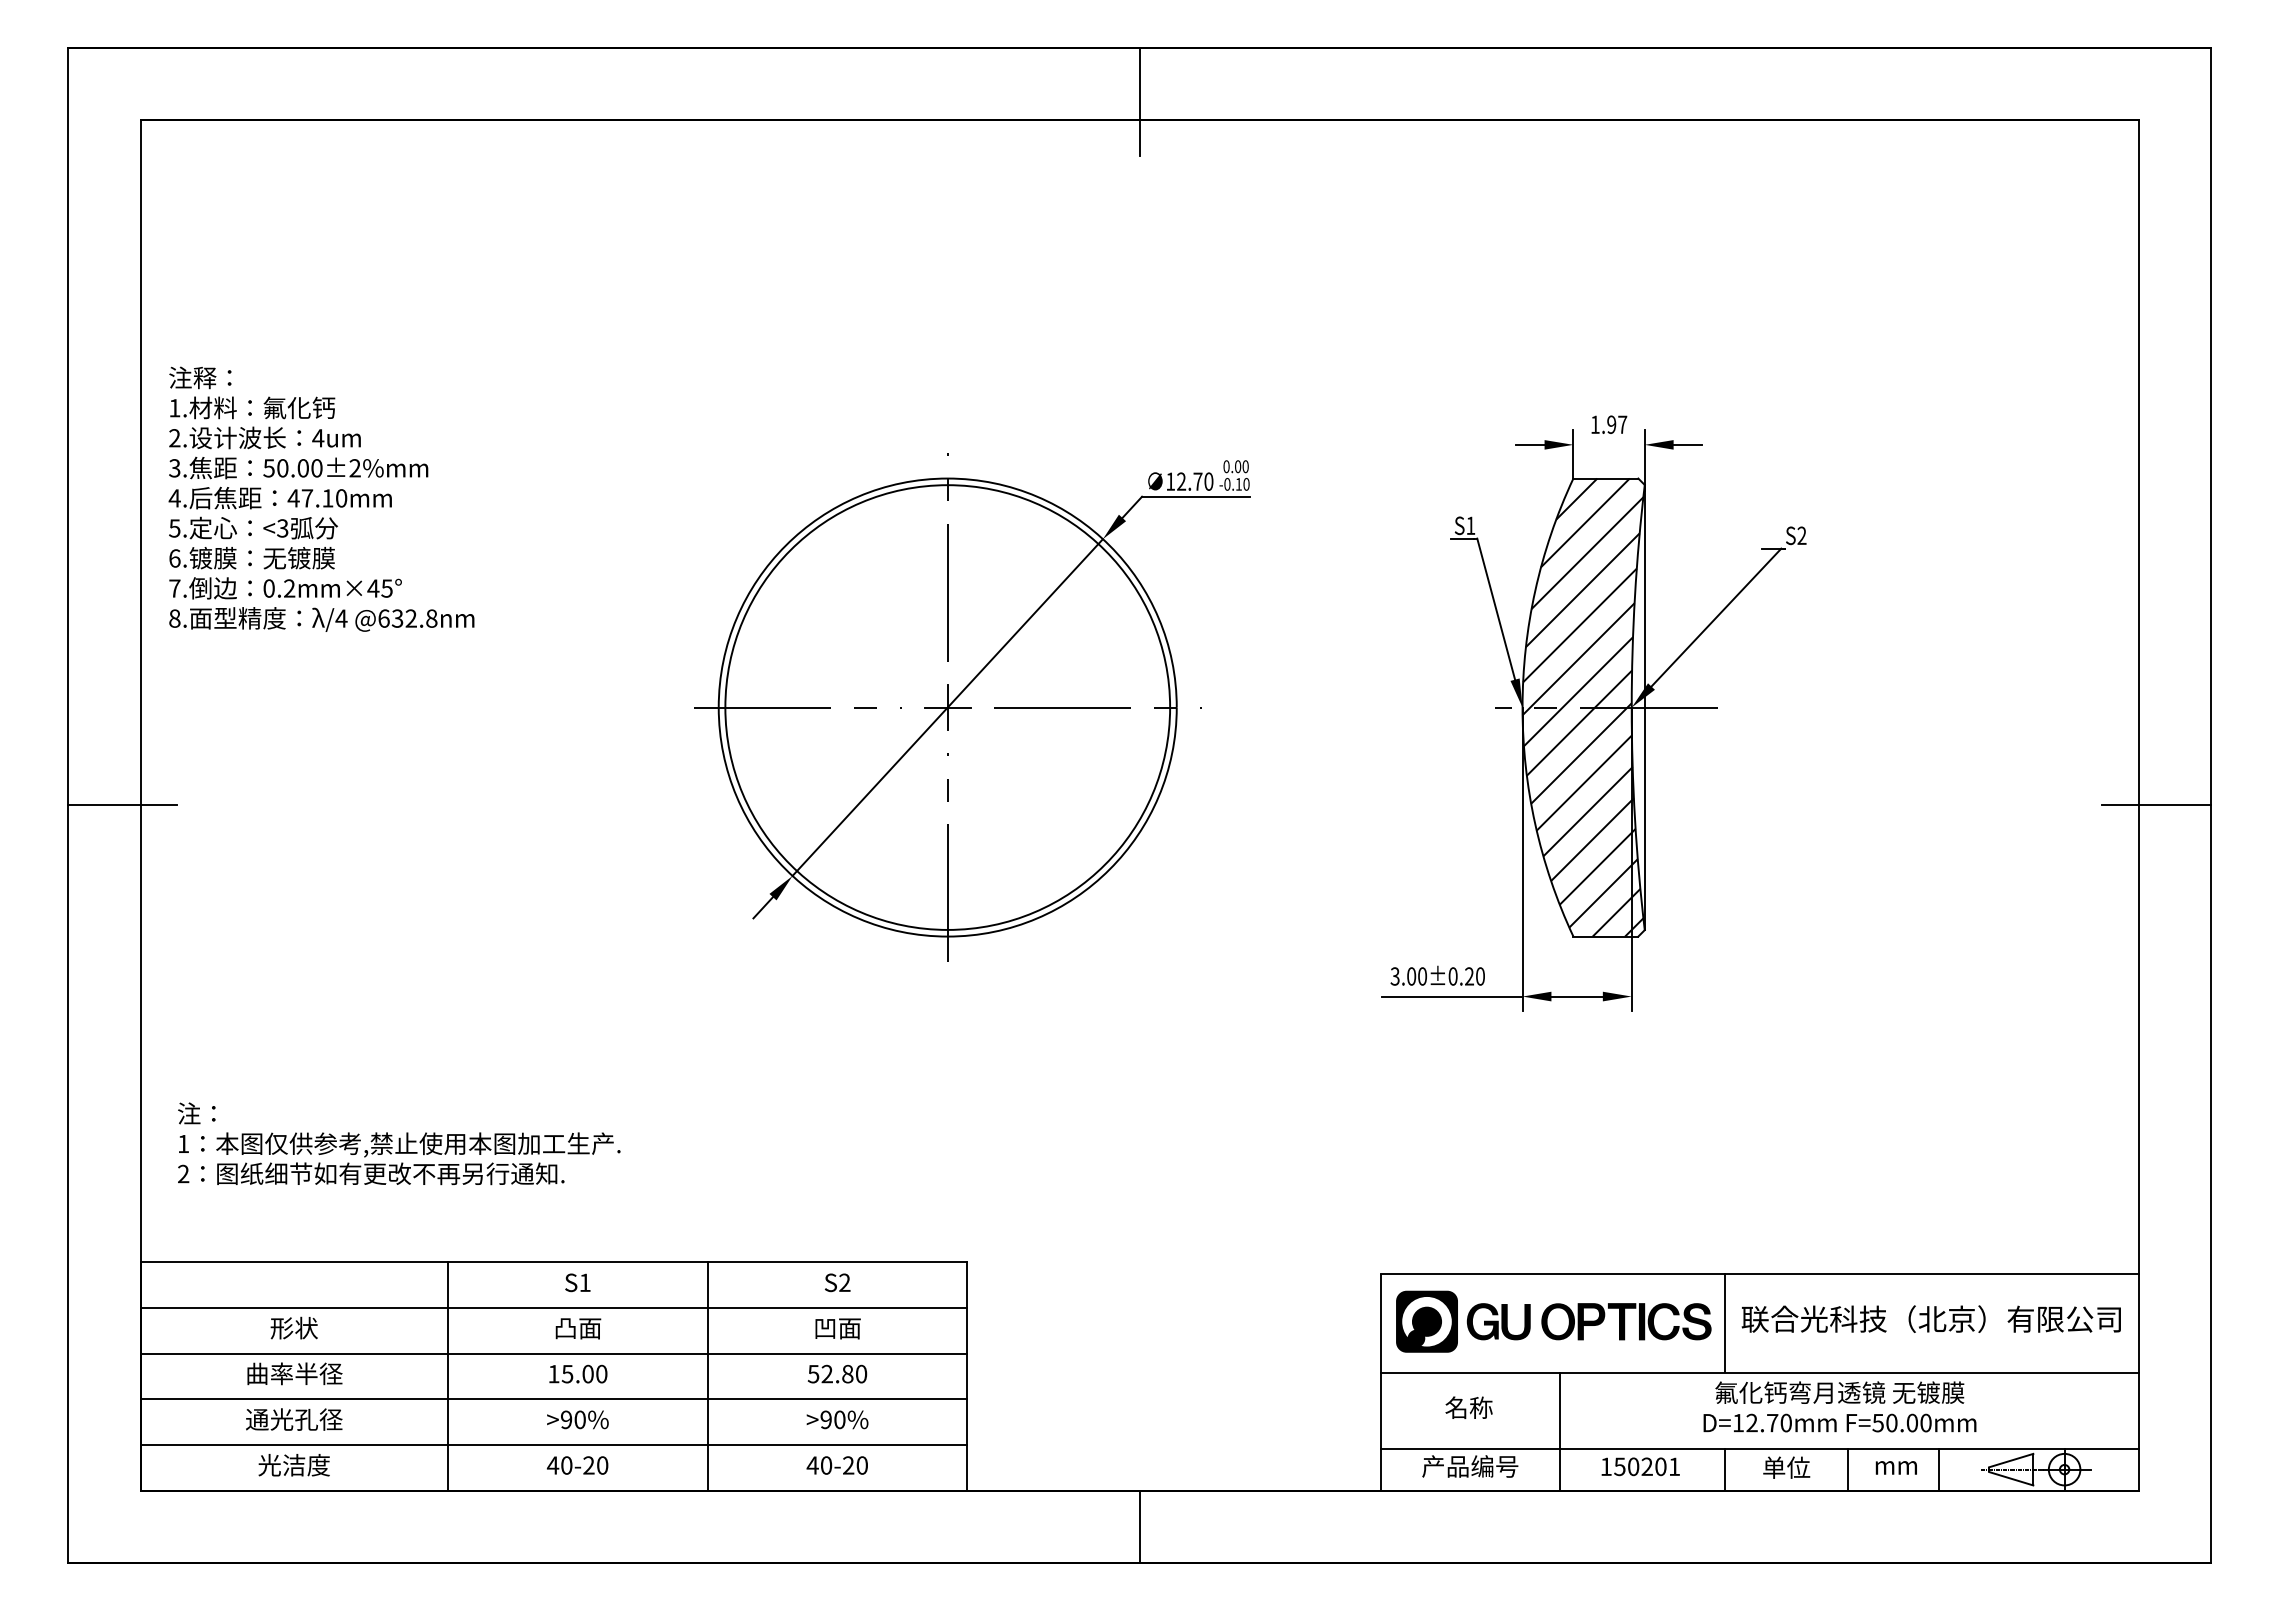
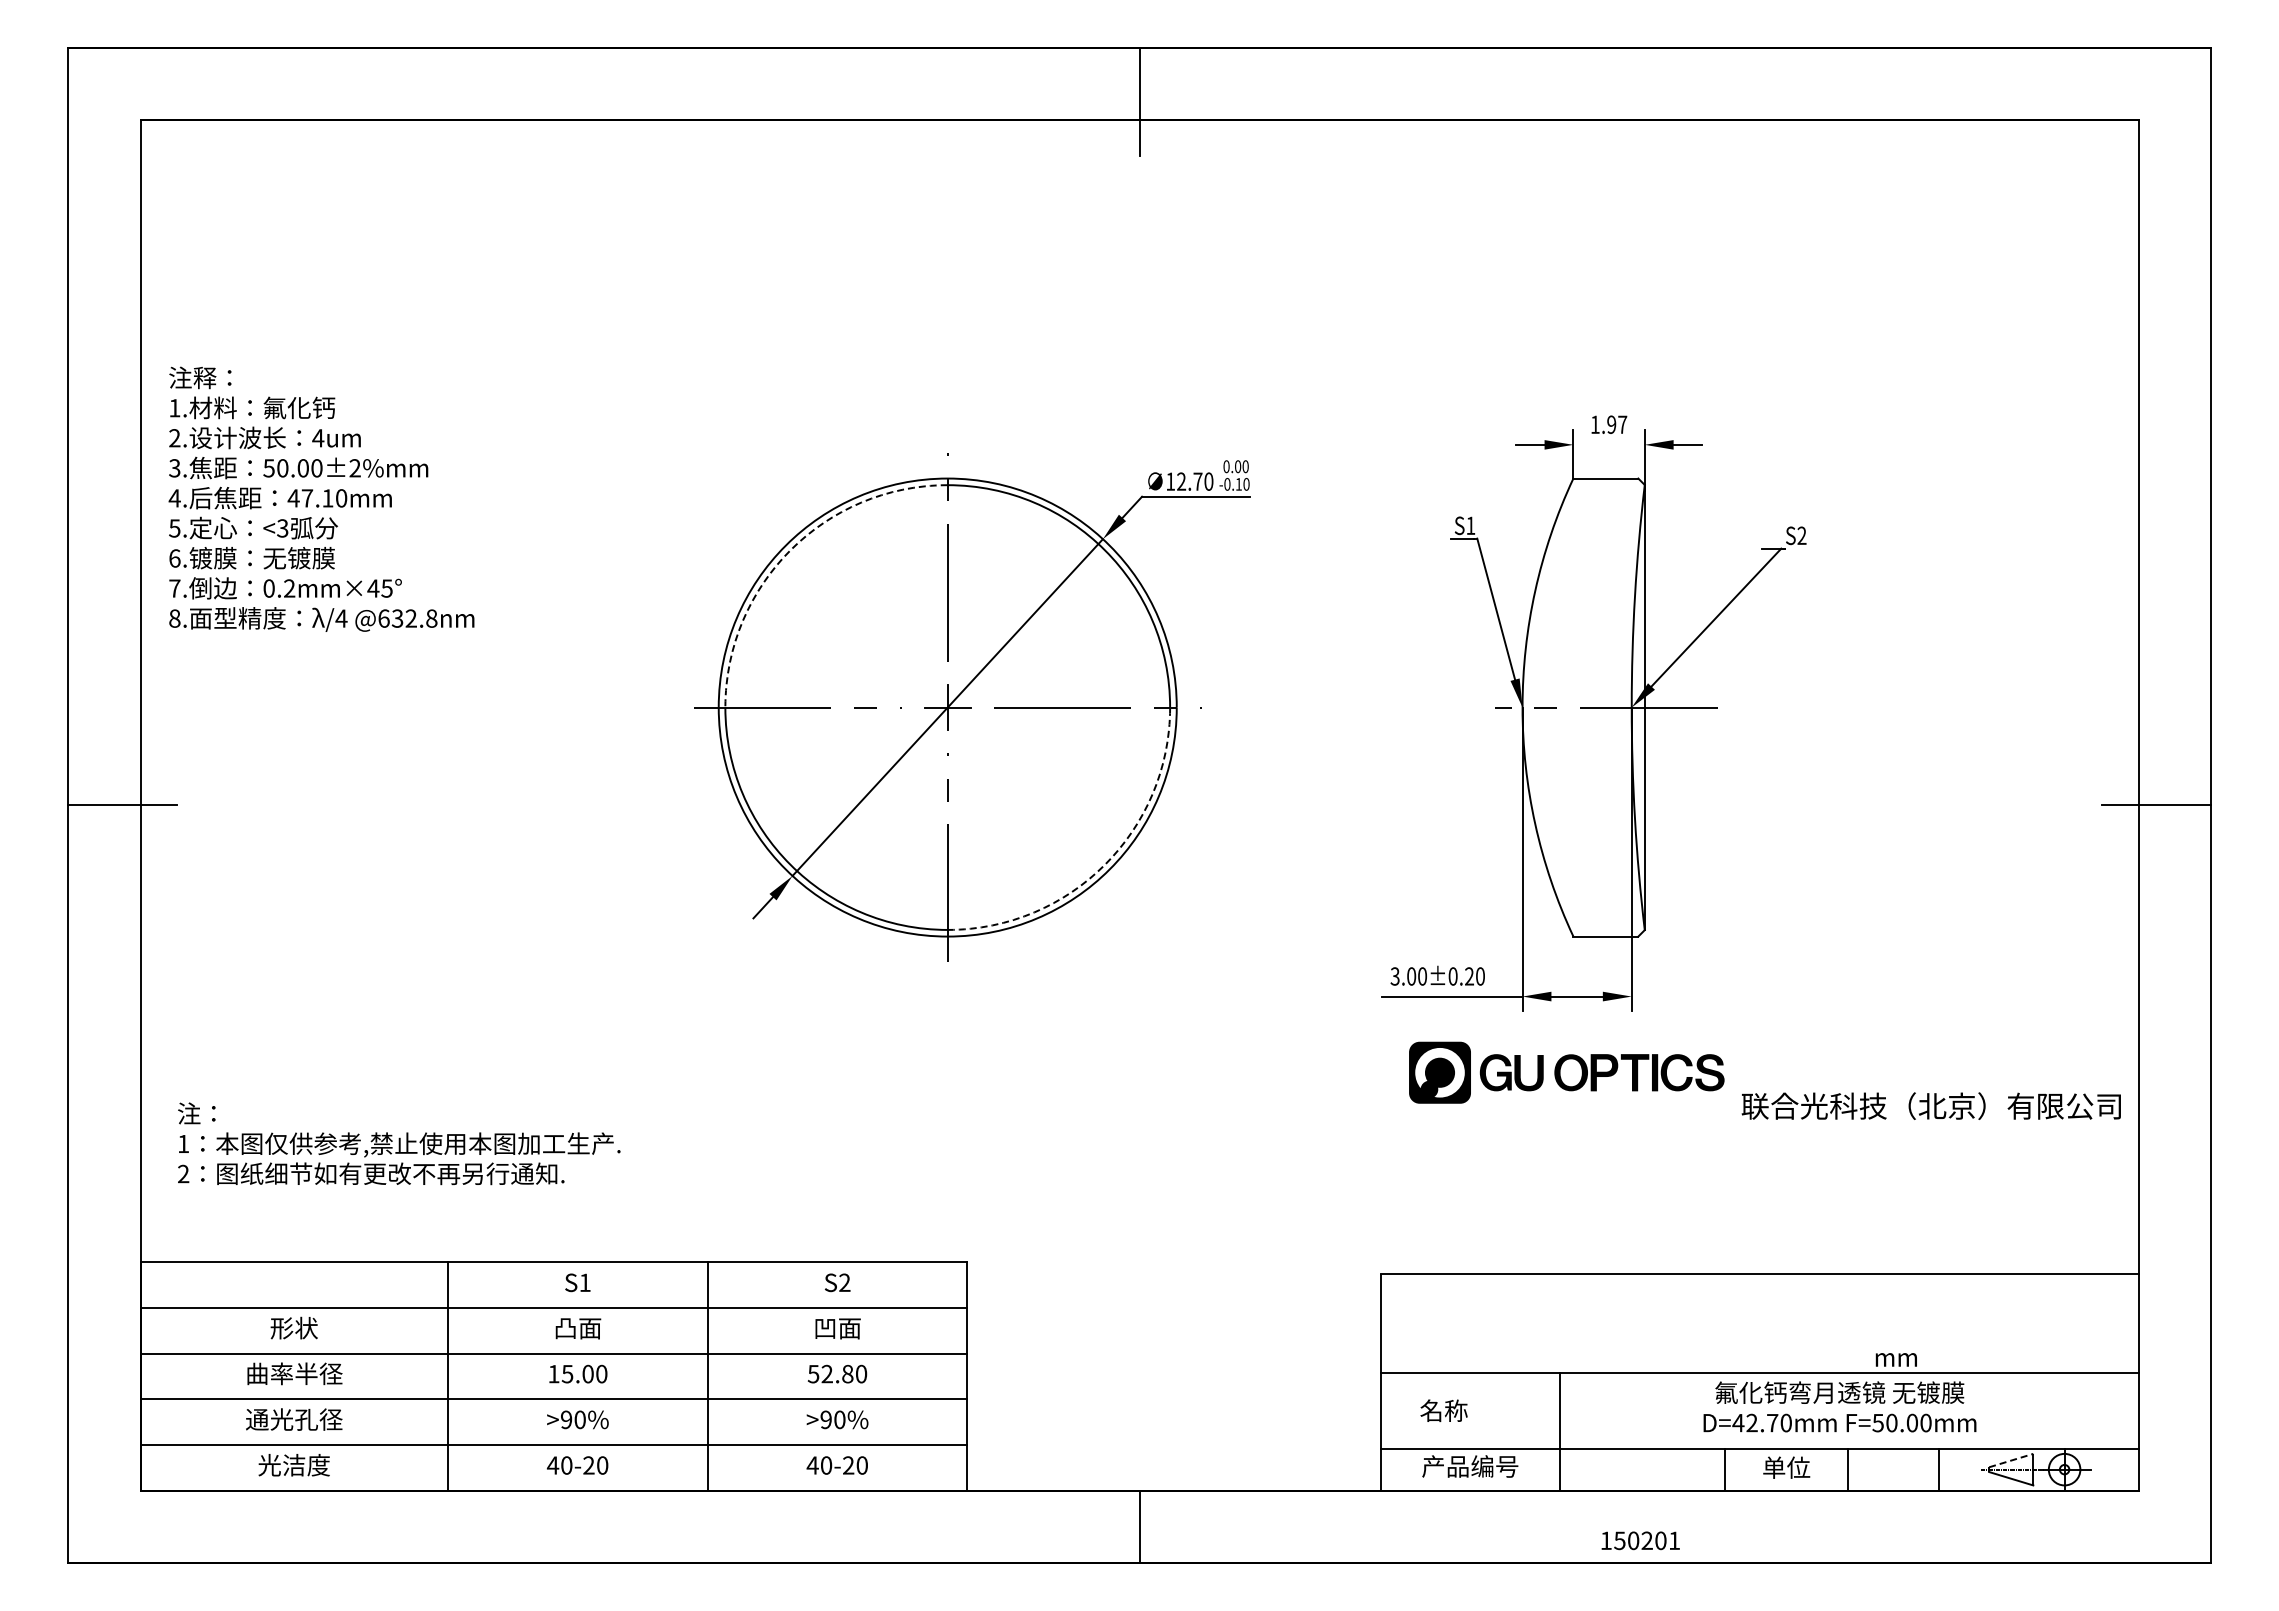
arc: solid -> dashed (790, 550)
hatch: present -> none (1583, 707)
arc: solid -> dashed (1105, 864)
text position: (1930, 1318) -> (1930, 1105) (1930, 1105)
part position: (1553, 1321) -> (1566, 1072) (1566, 1072)
line: present -> none (1724, 1323)
text position: (1468, 1407) -> (1443, 1410) (1443, 1410)
text: D=12.70mm -> D=42.70mm (1738, 1423)
line: solid -> dashed (2011, 1460)
text position: (1640, 1466) -> (1640, 1540) (1640, 1540)
text position: (1895, 1467) -> (1895, 1359) (1895, 1359)
